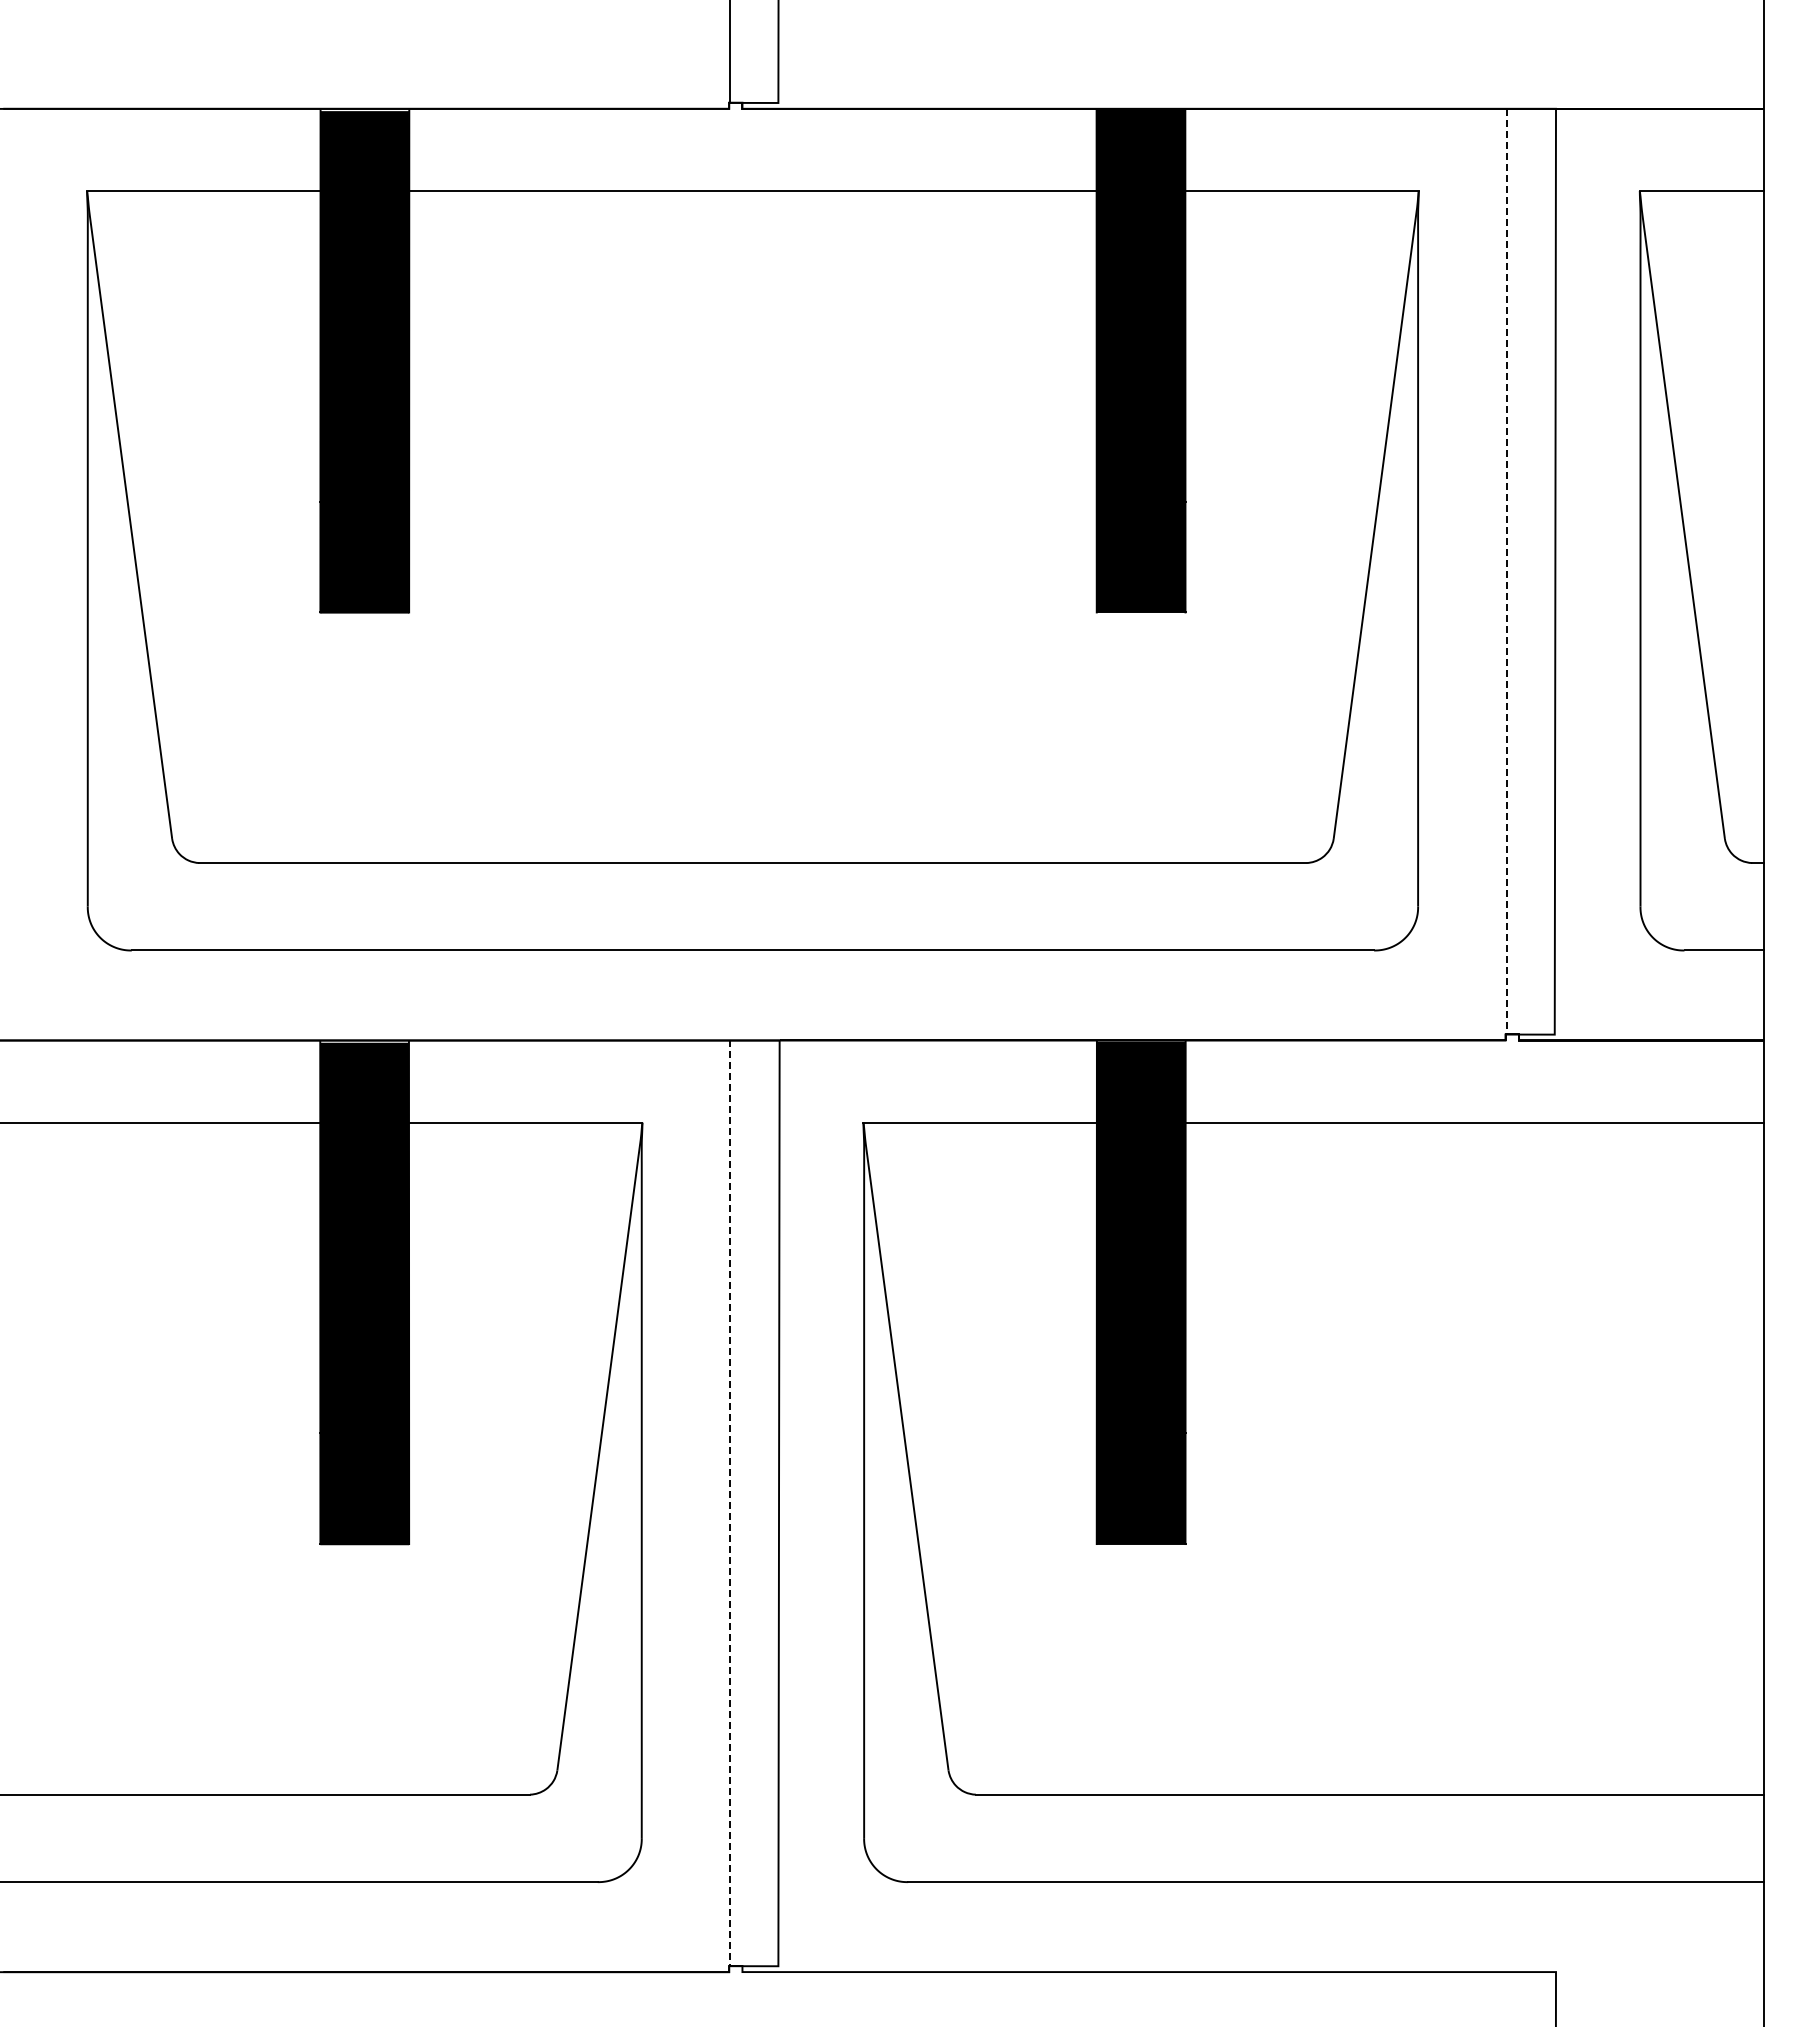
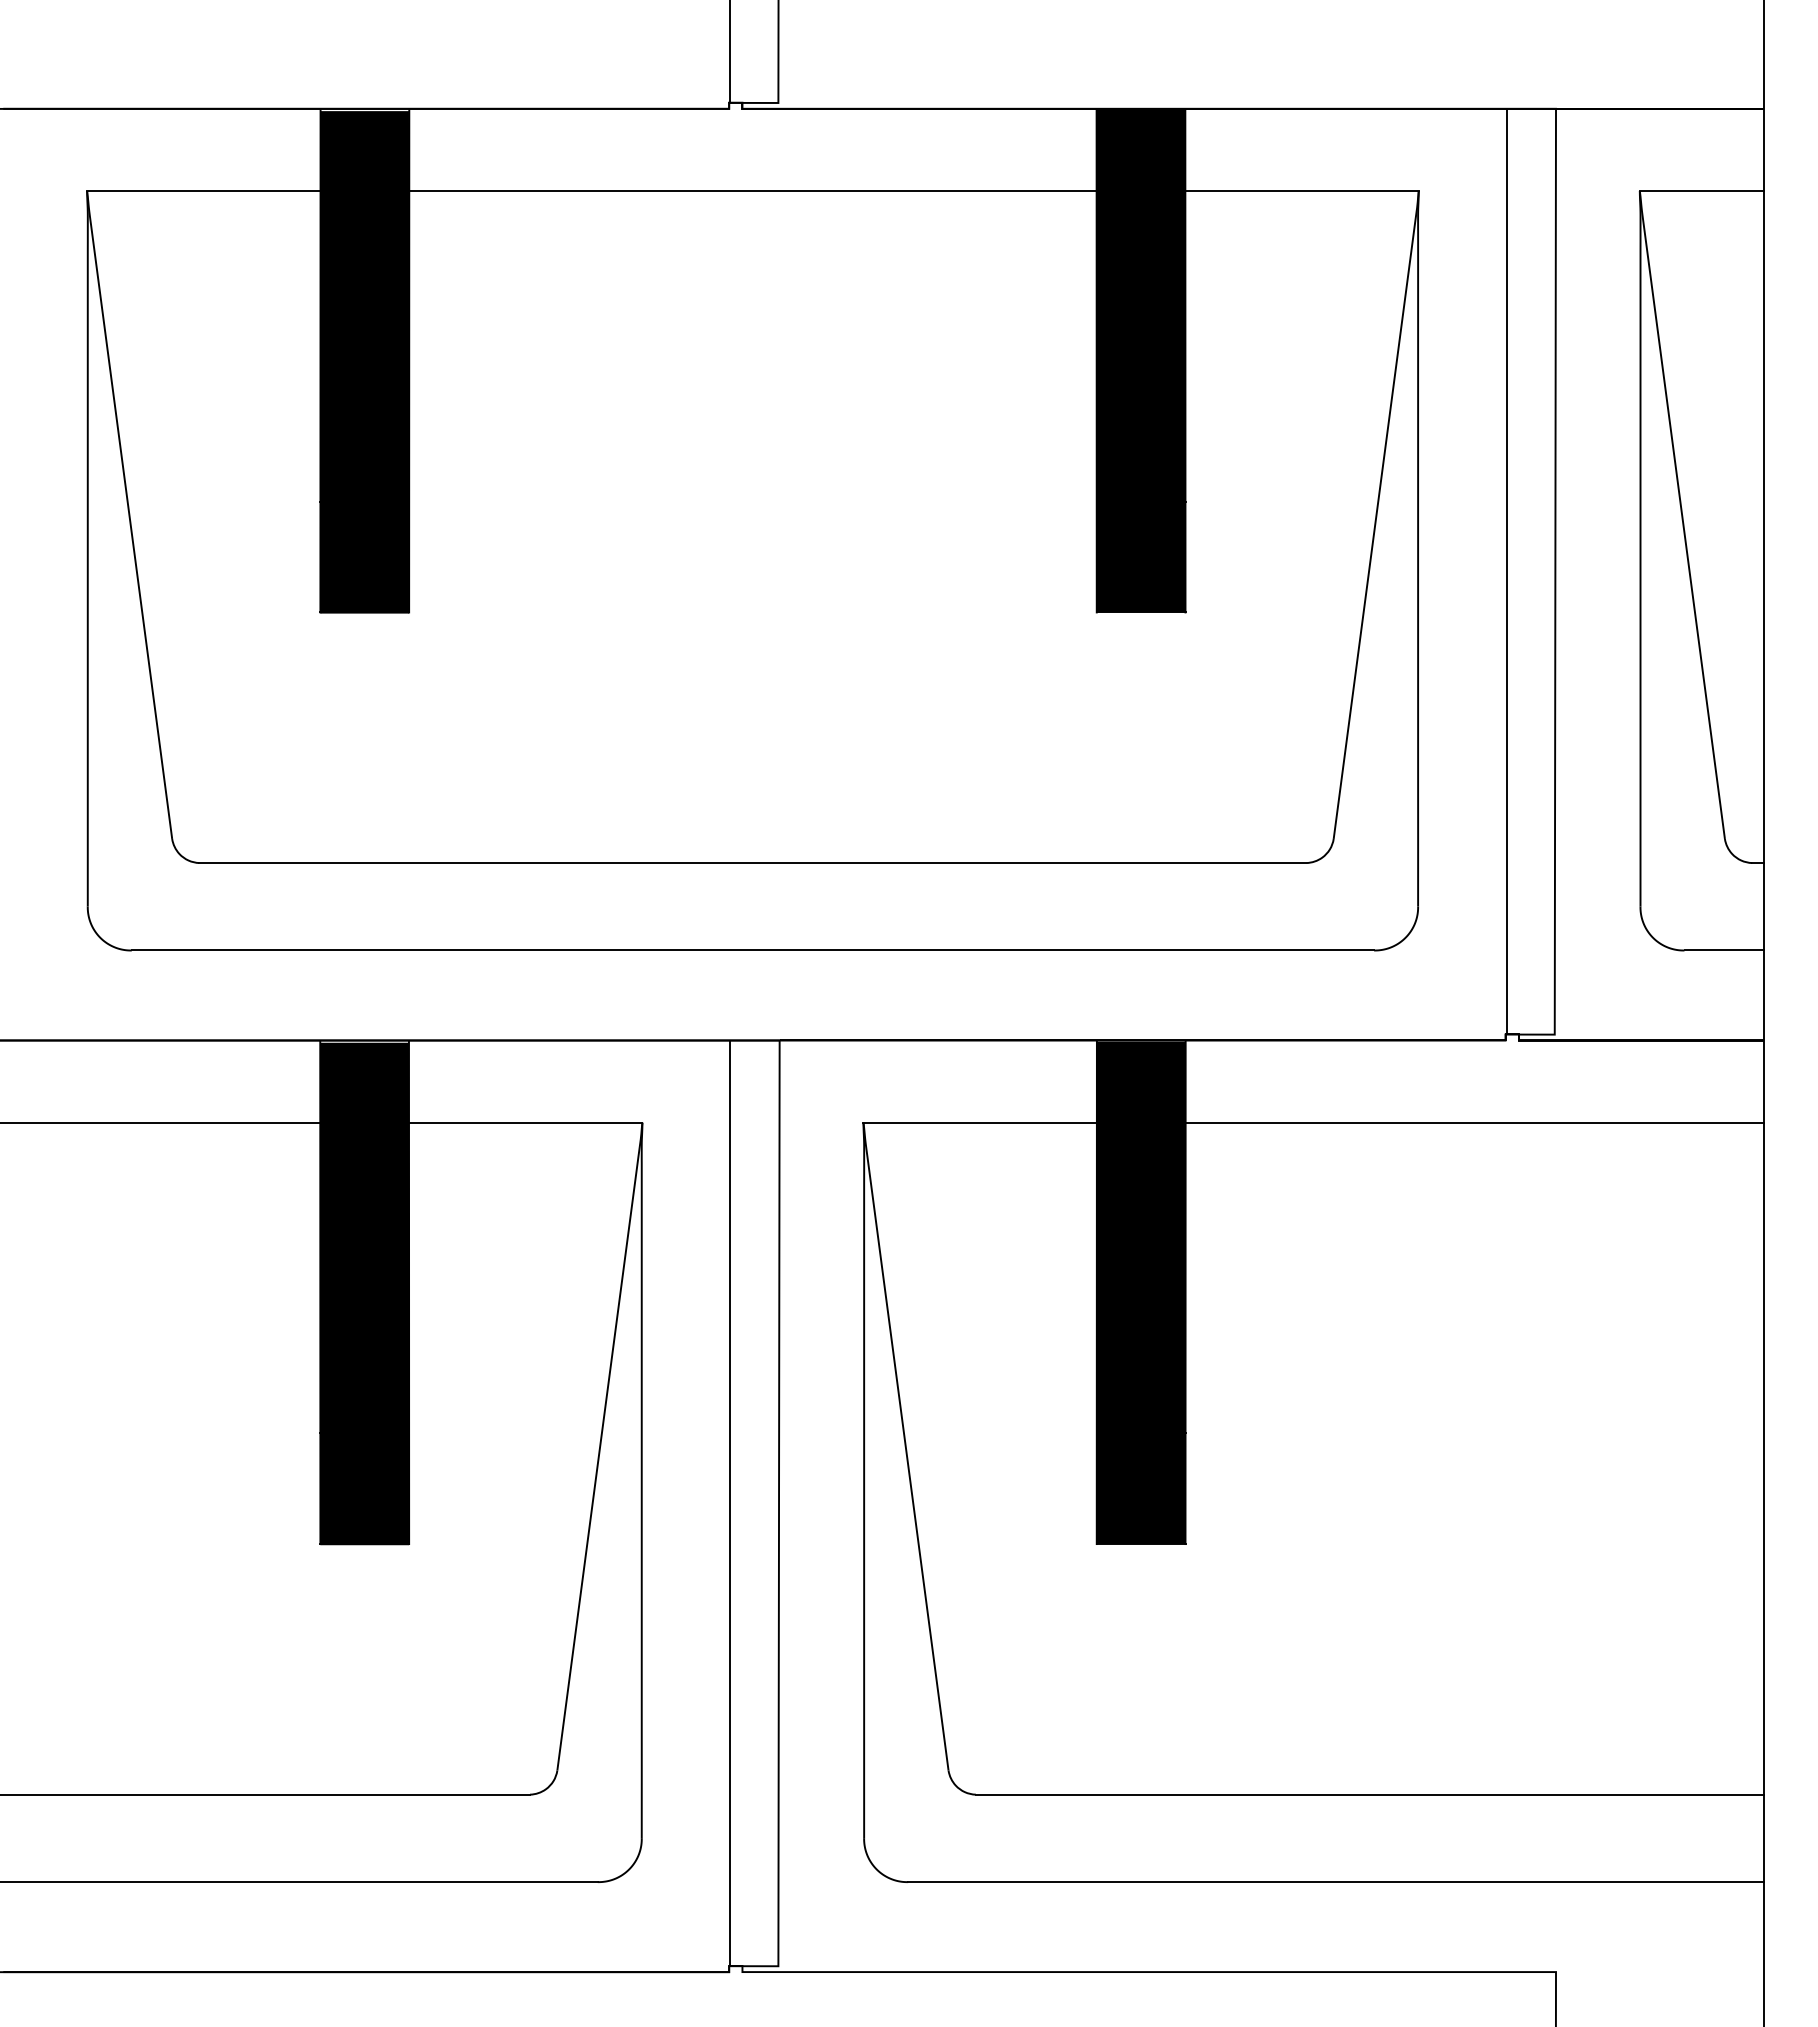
line: dashed -> solid (1506, 571)
line: dashed -> solid (730, 1503)
